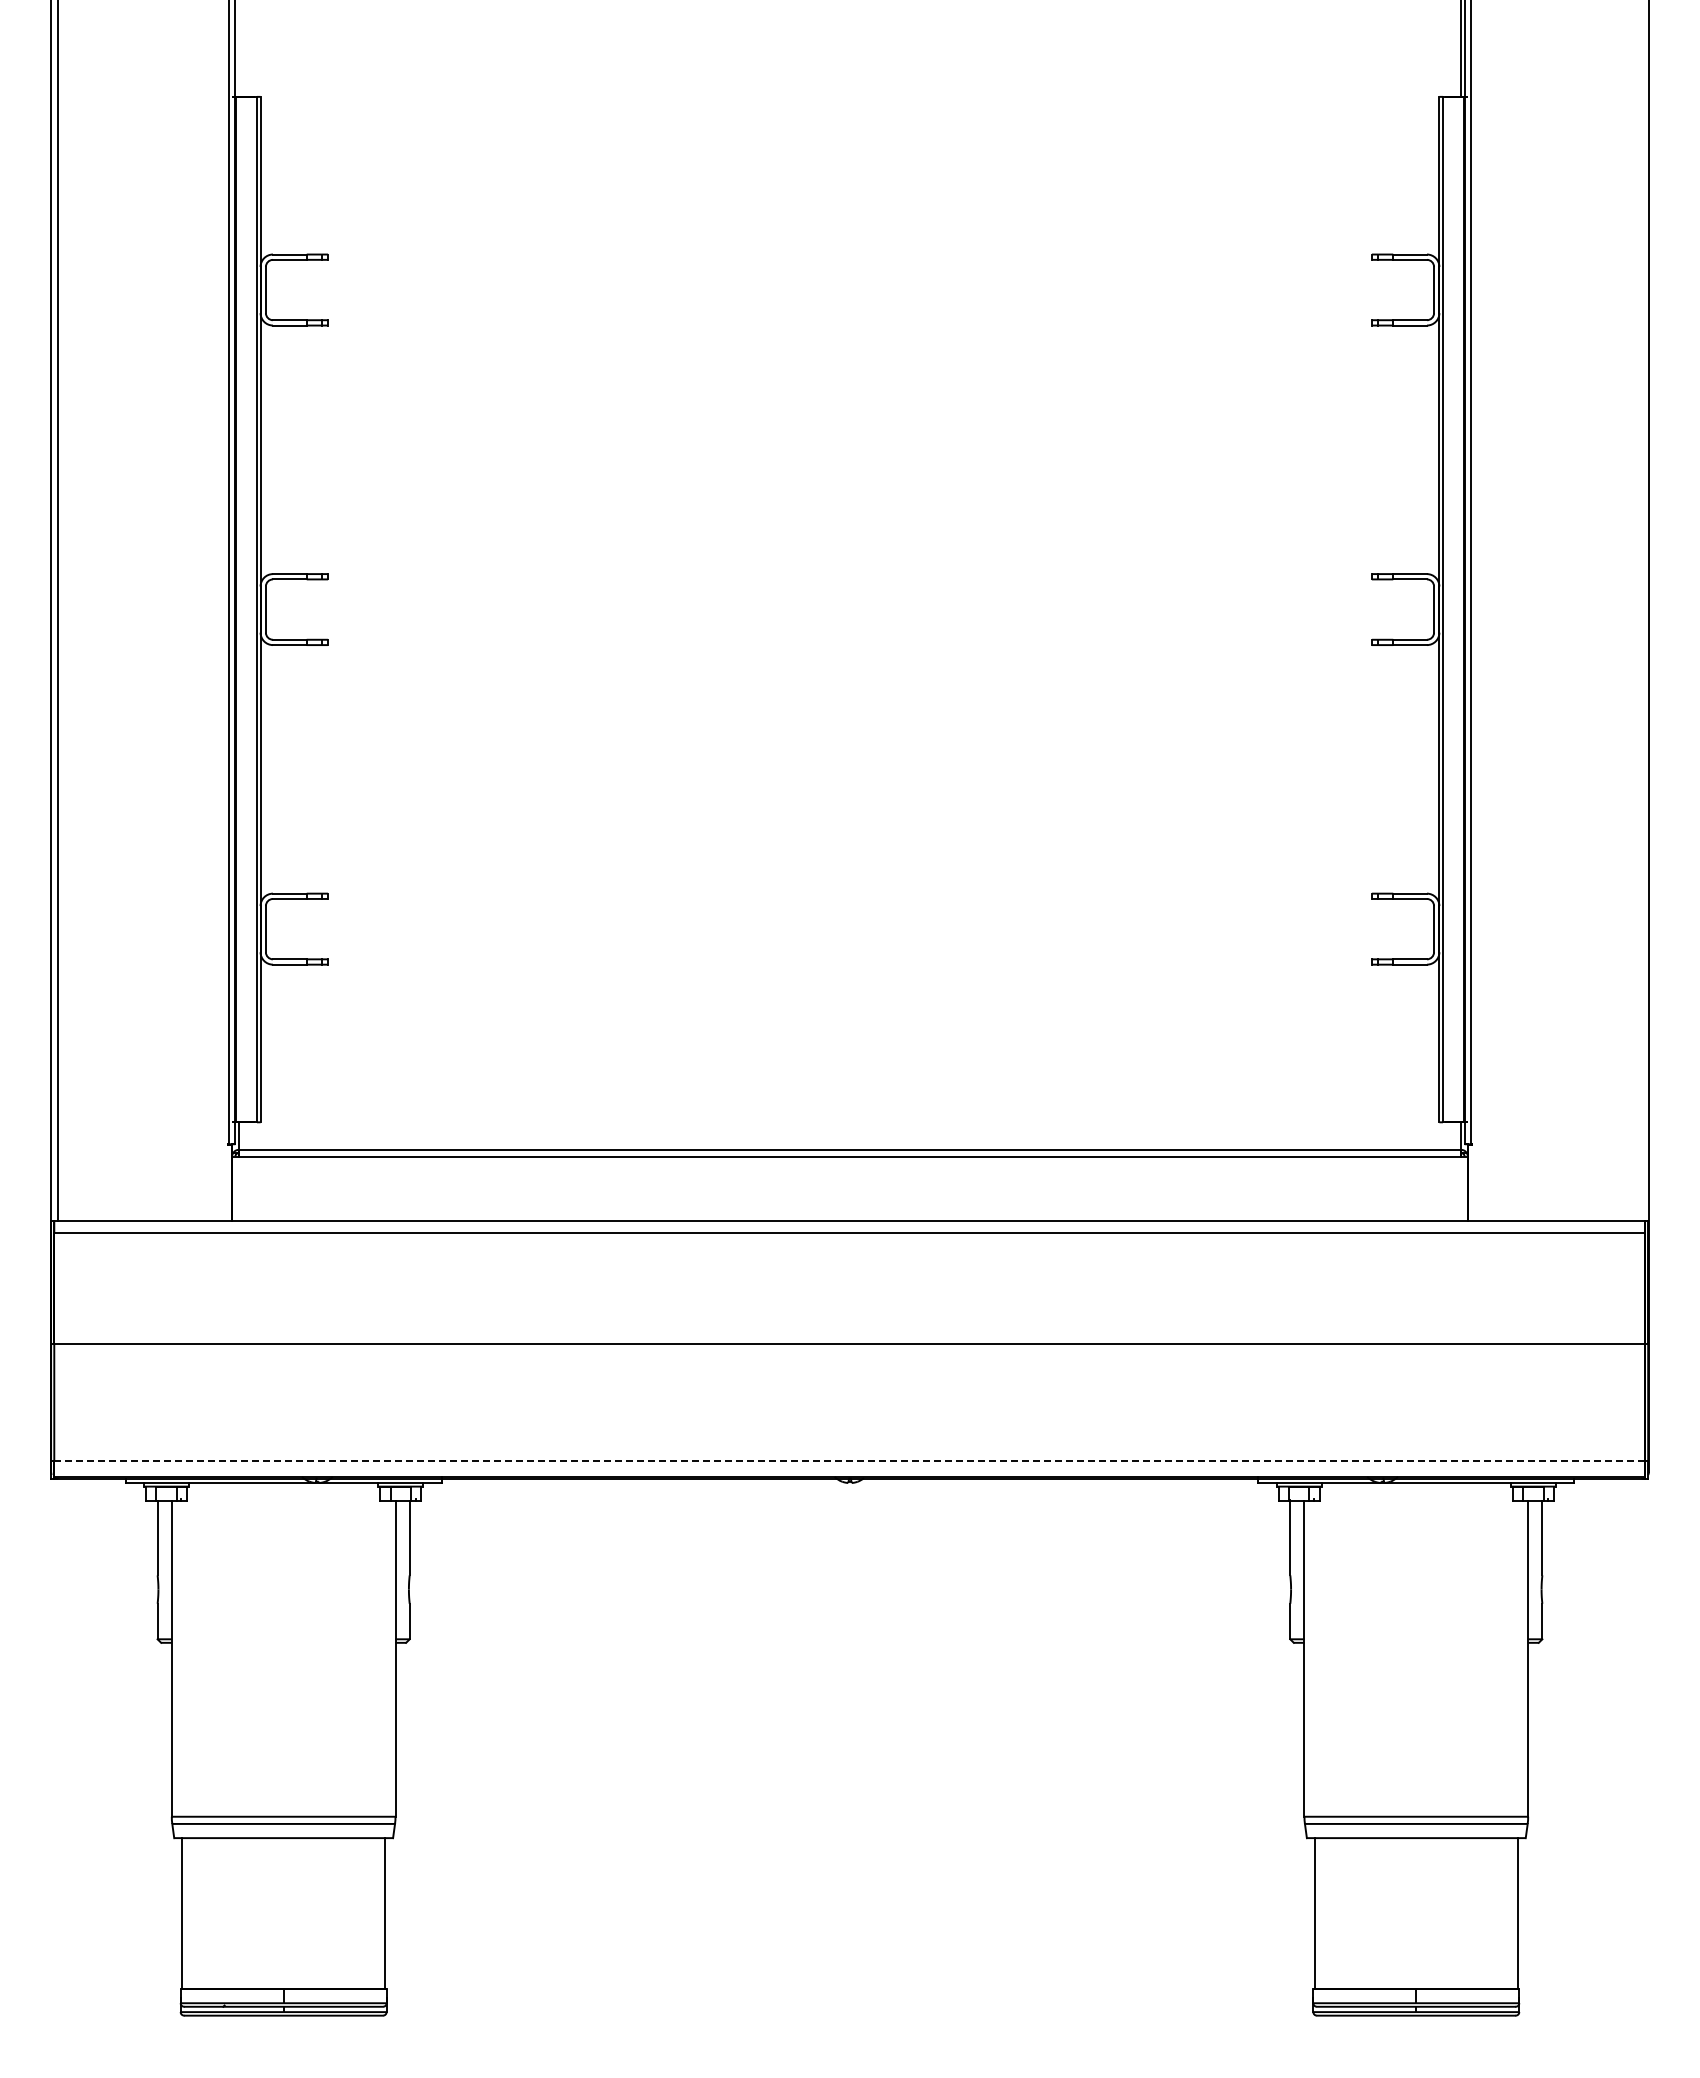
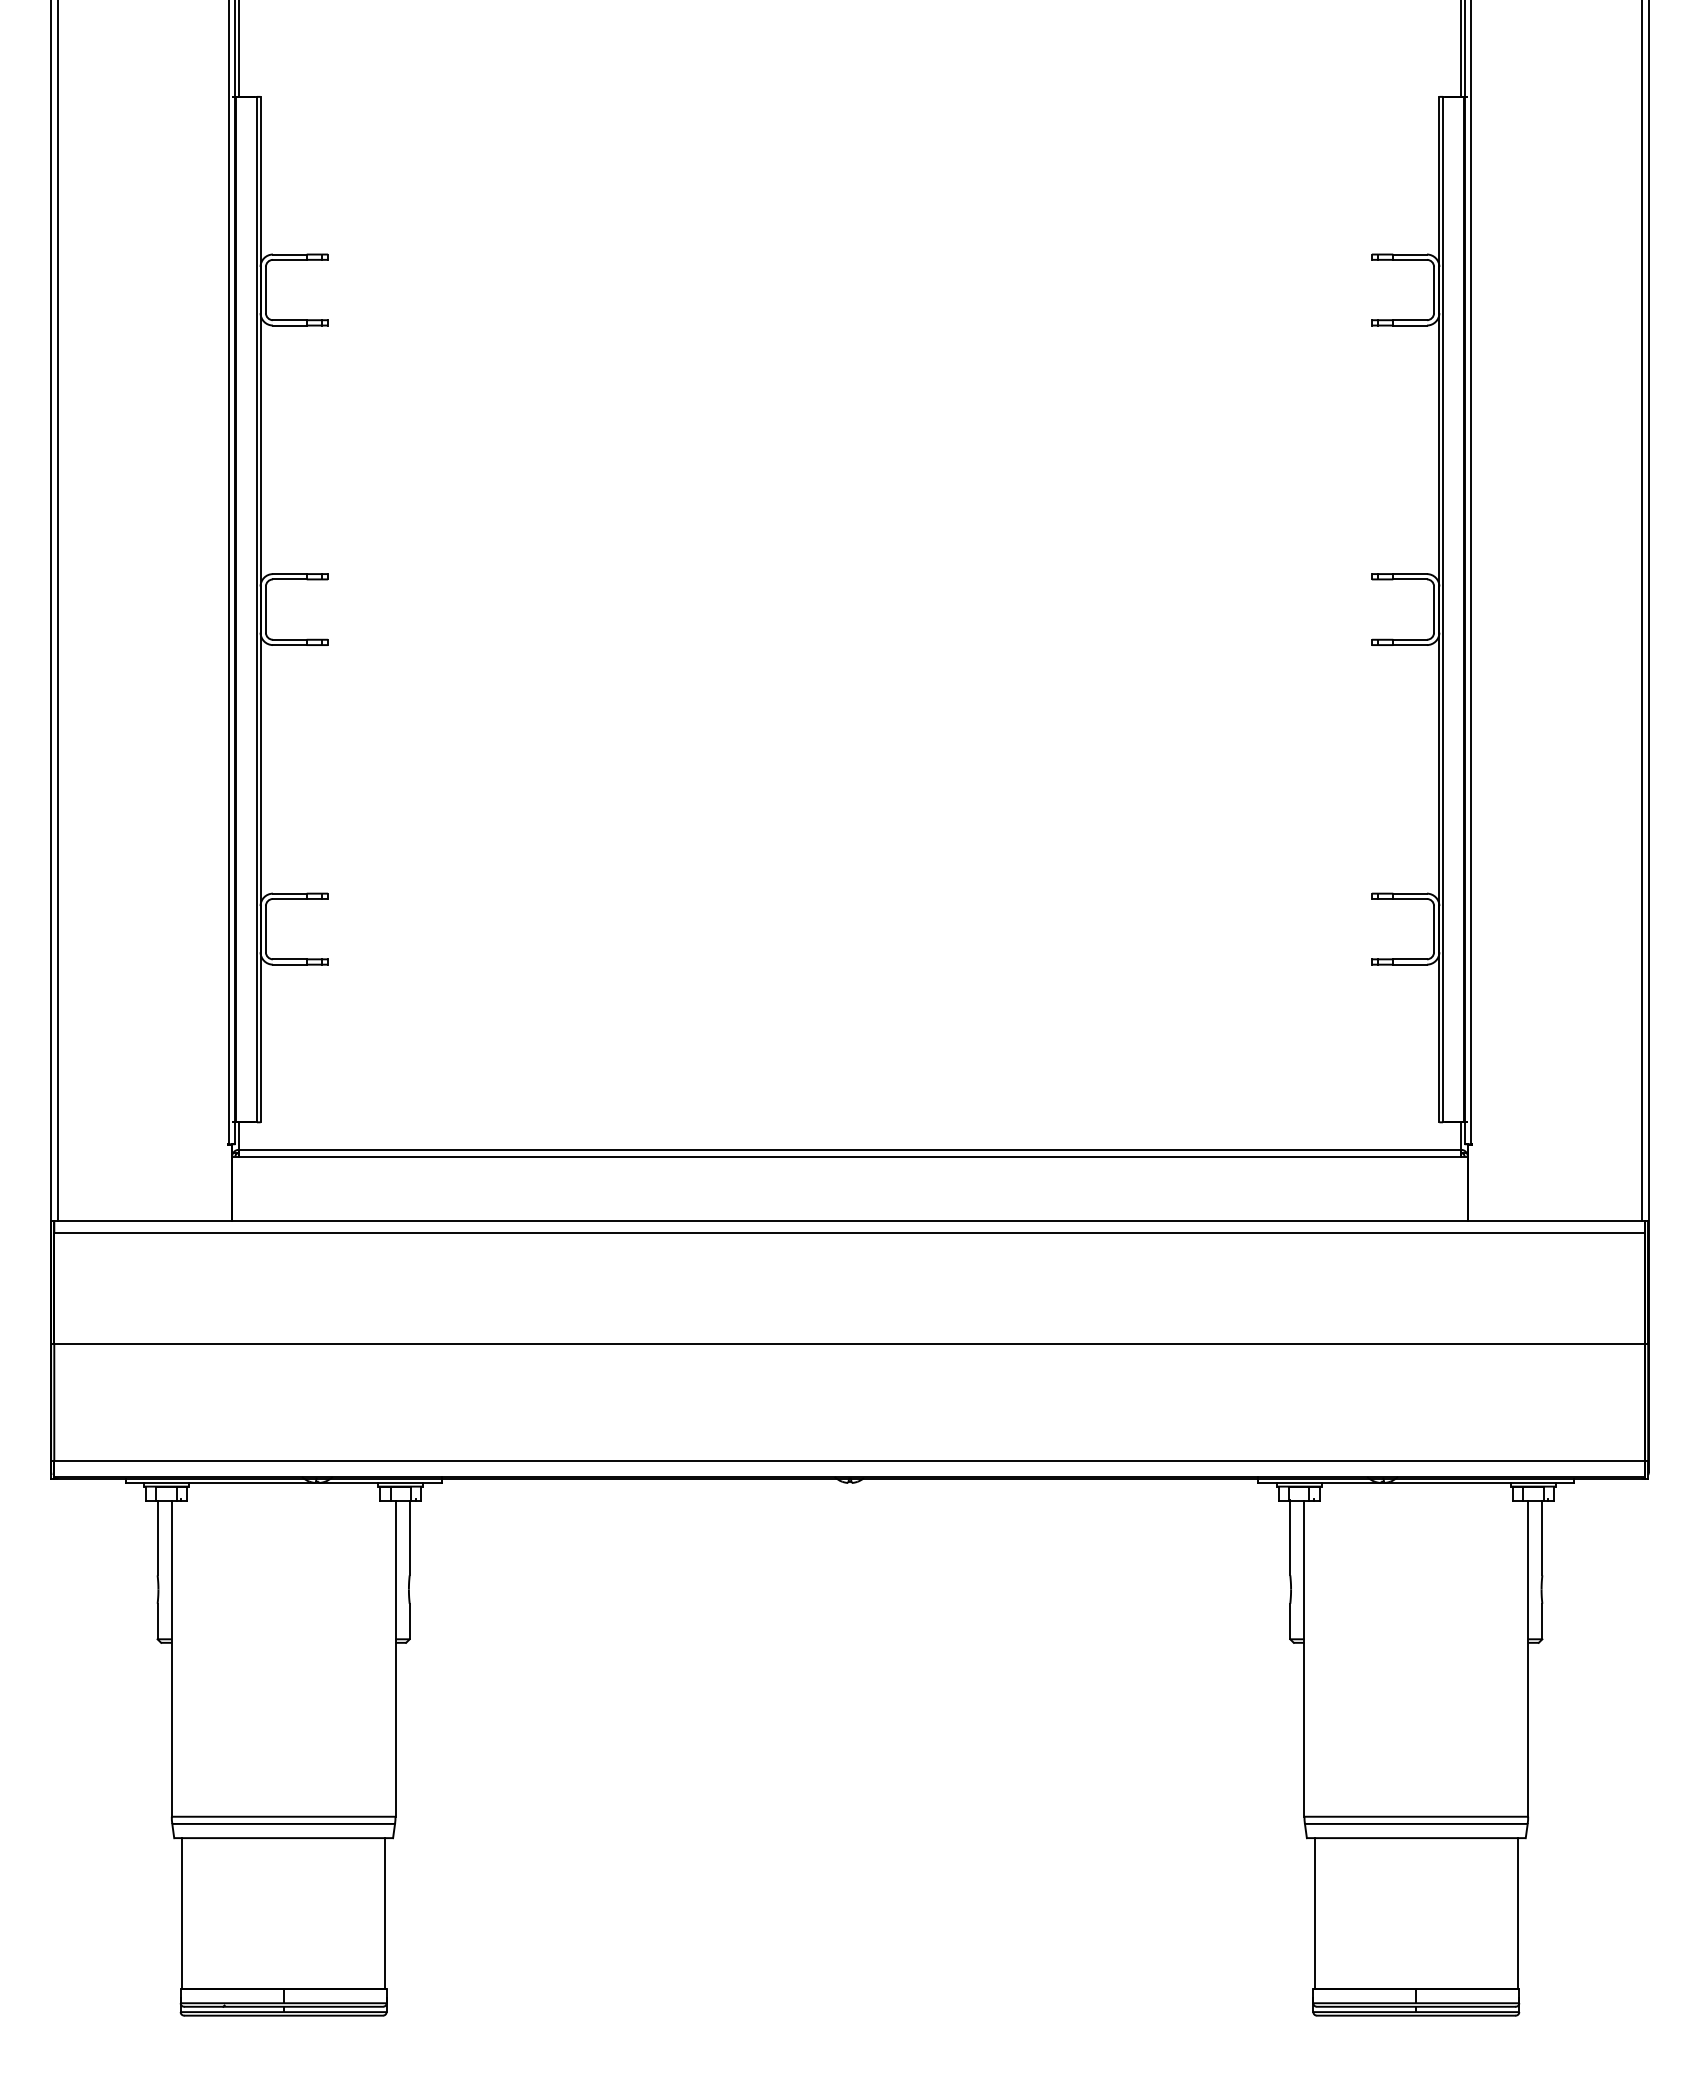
line: none -> present (238, 49)
line: none -> present (1642, 611)
line: dashed -> solid (849, 1460)
